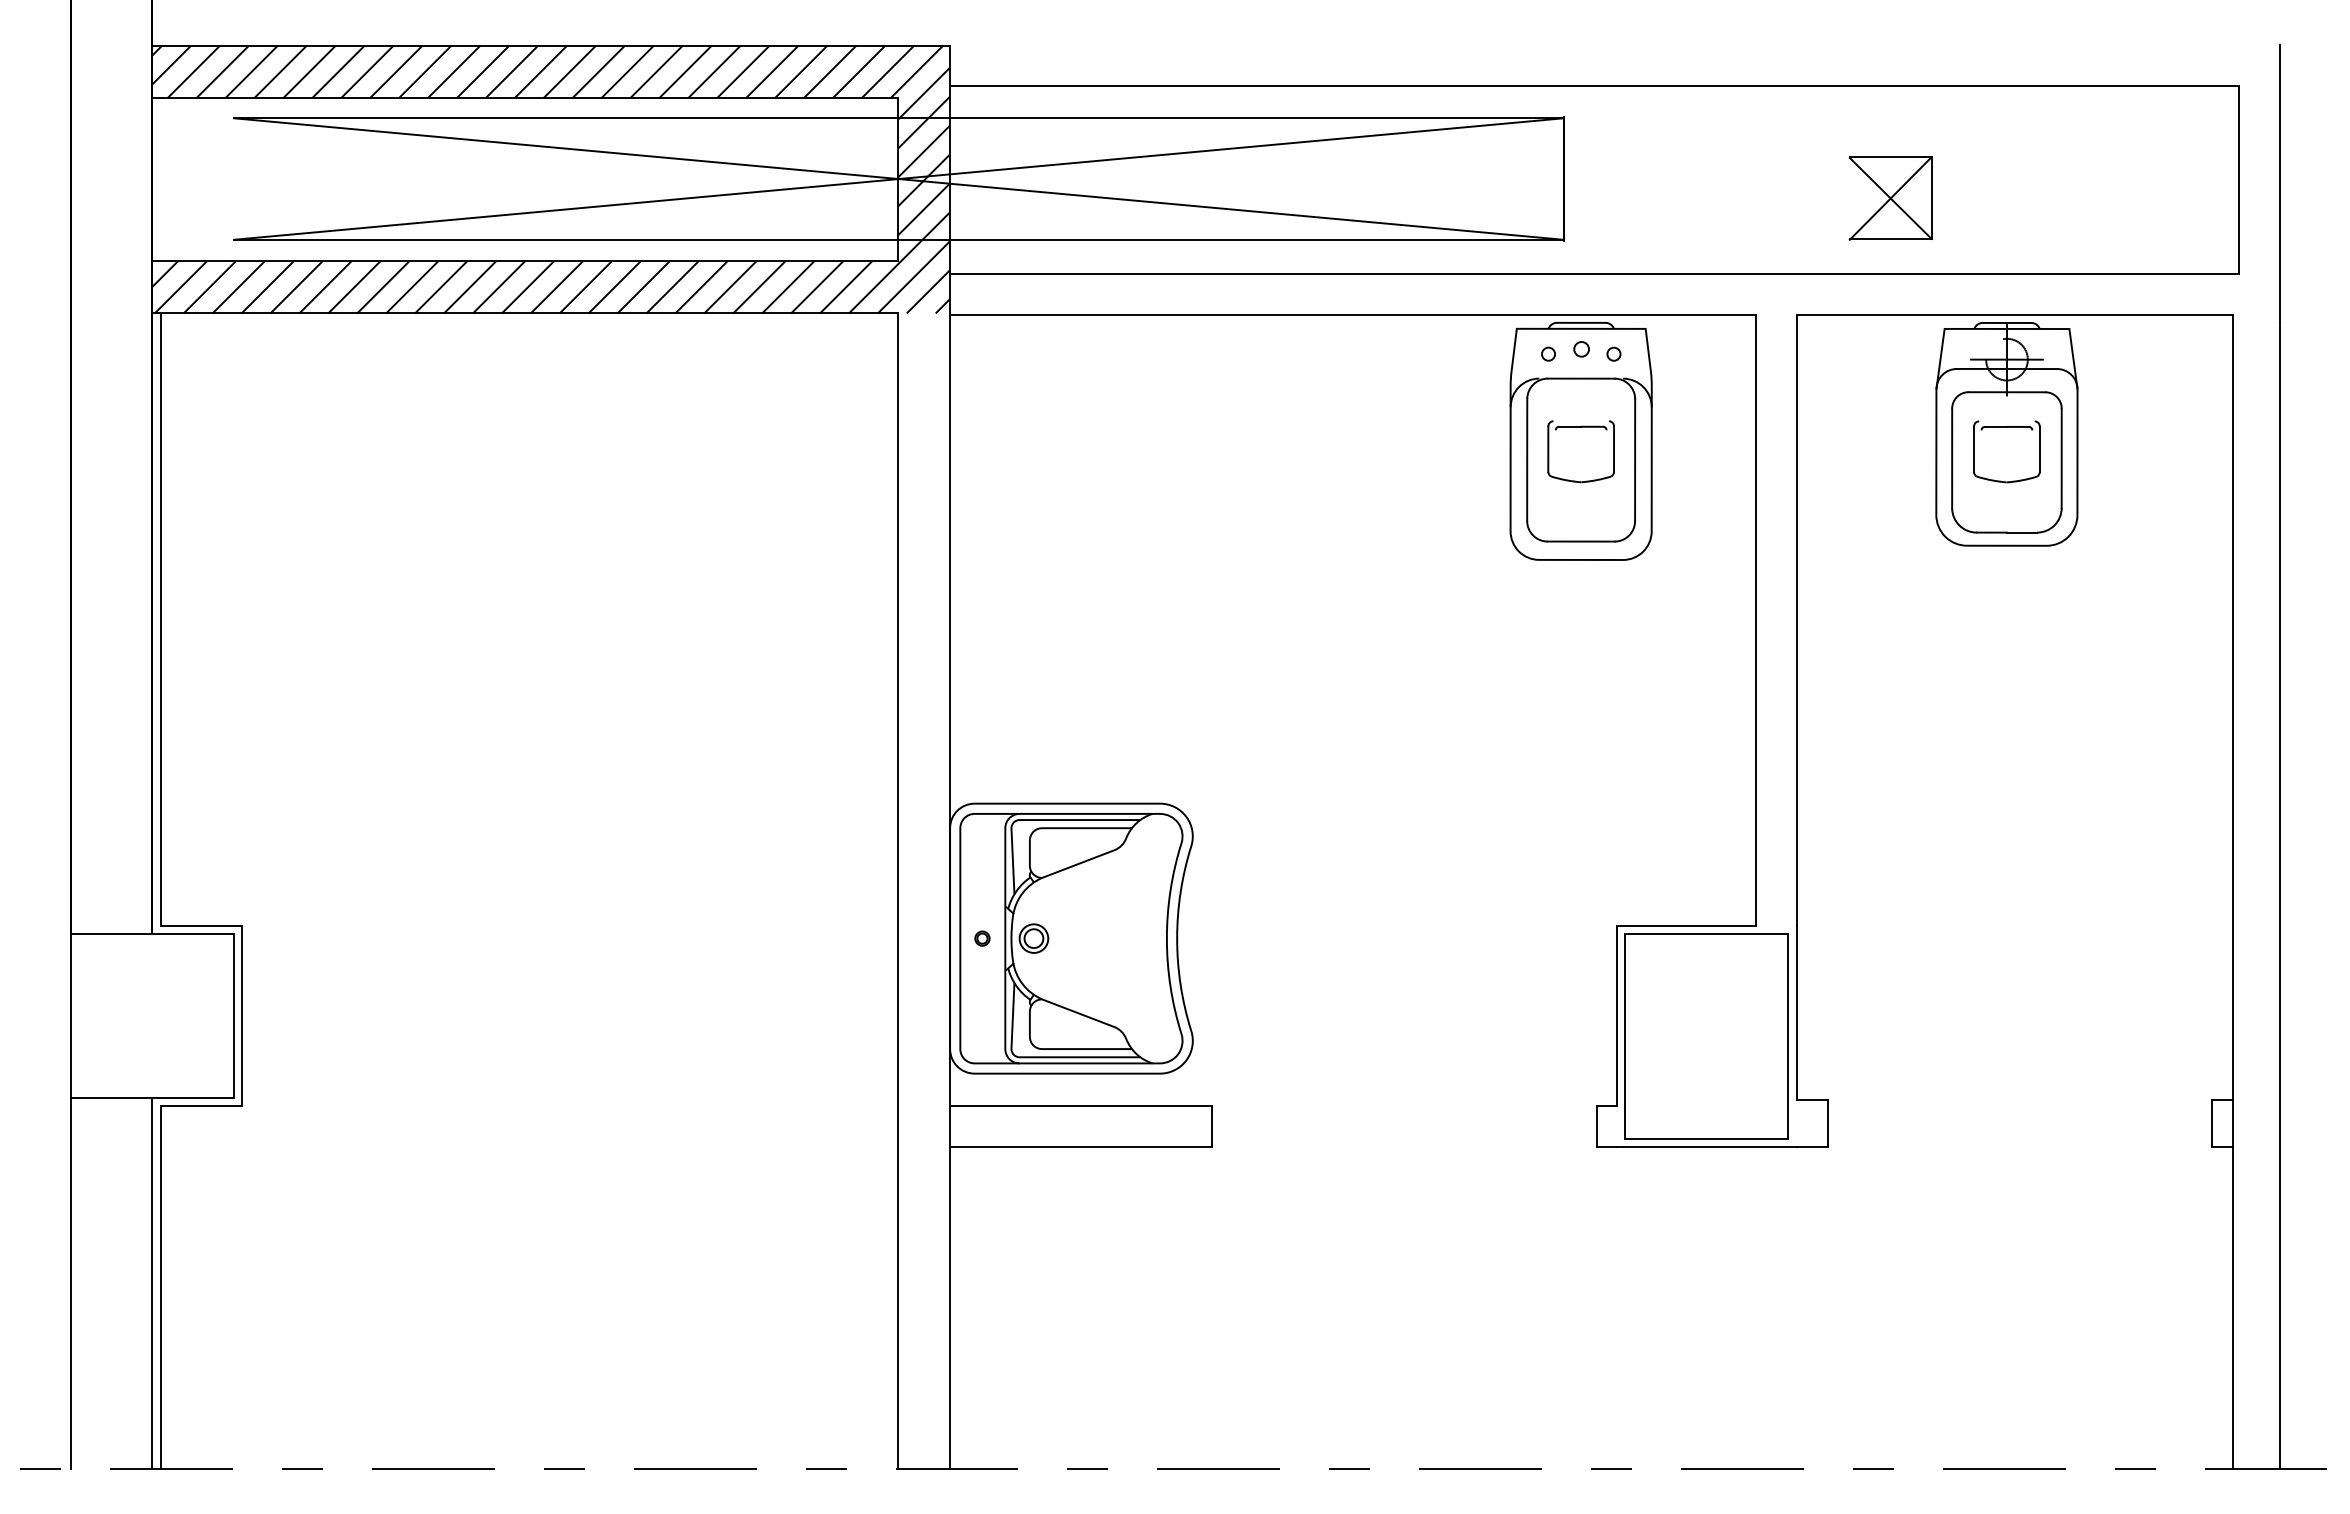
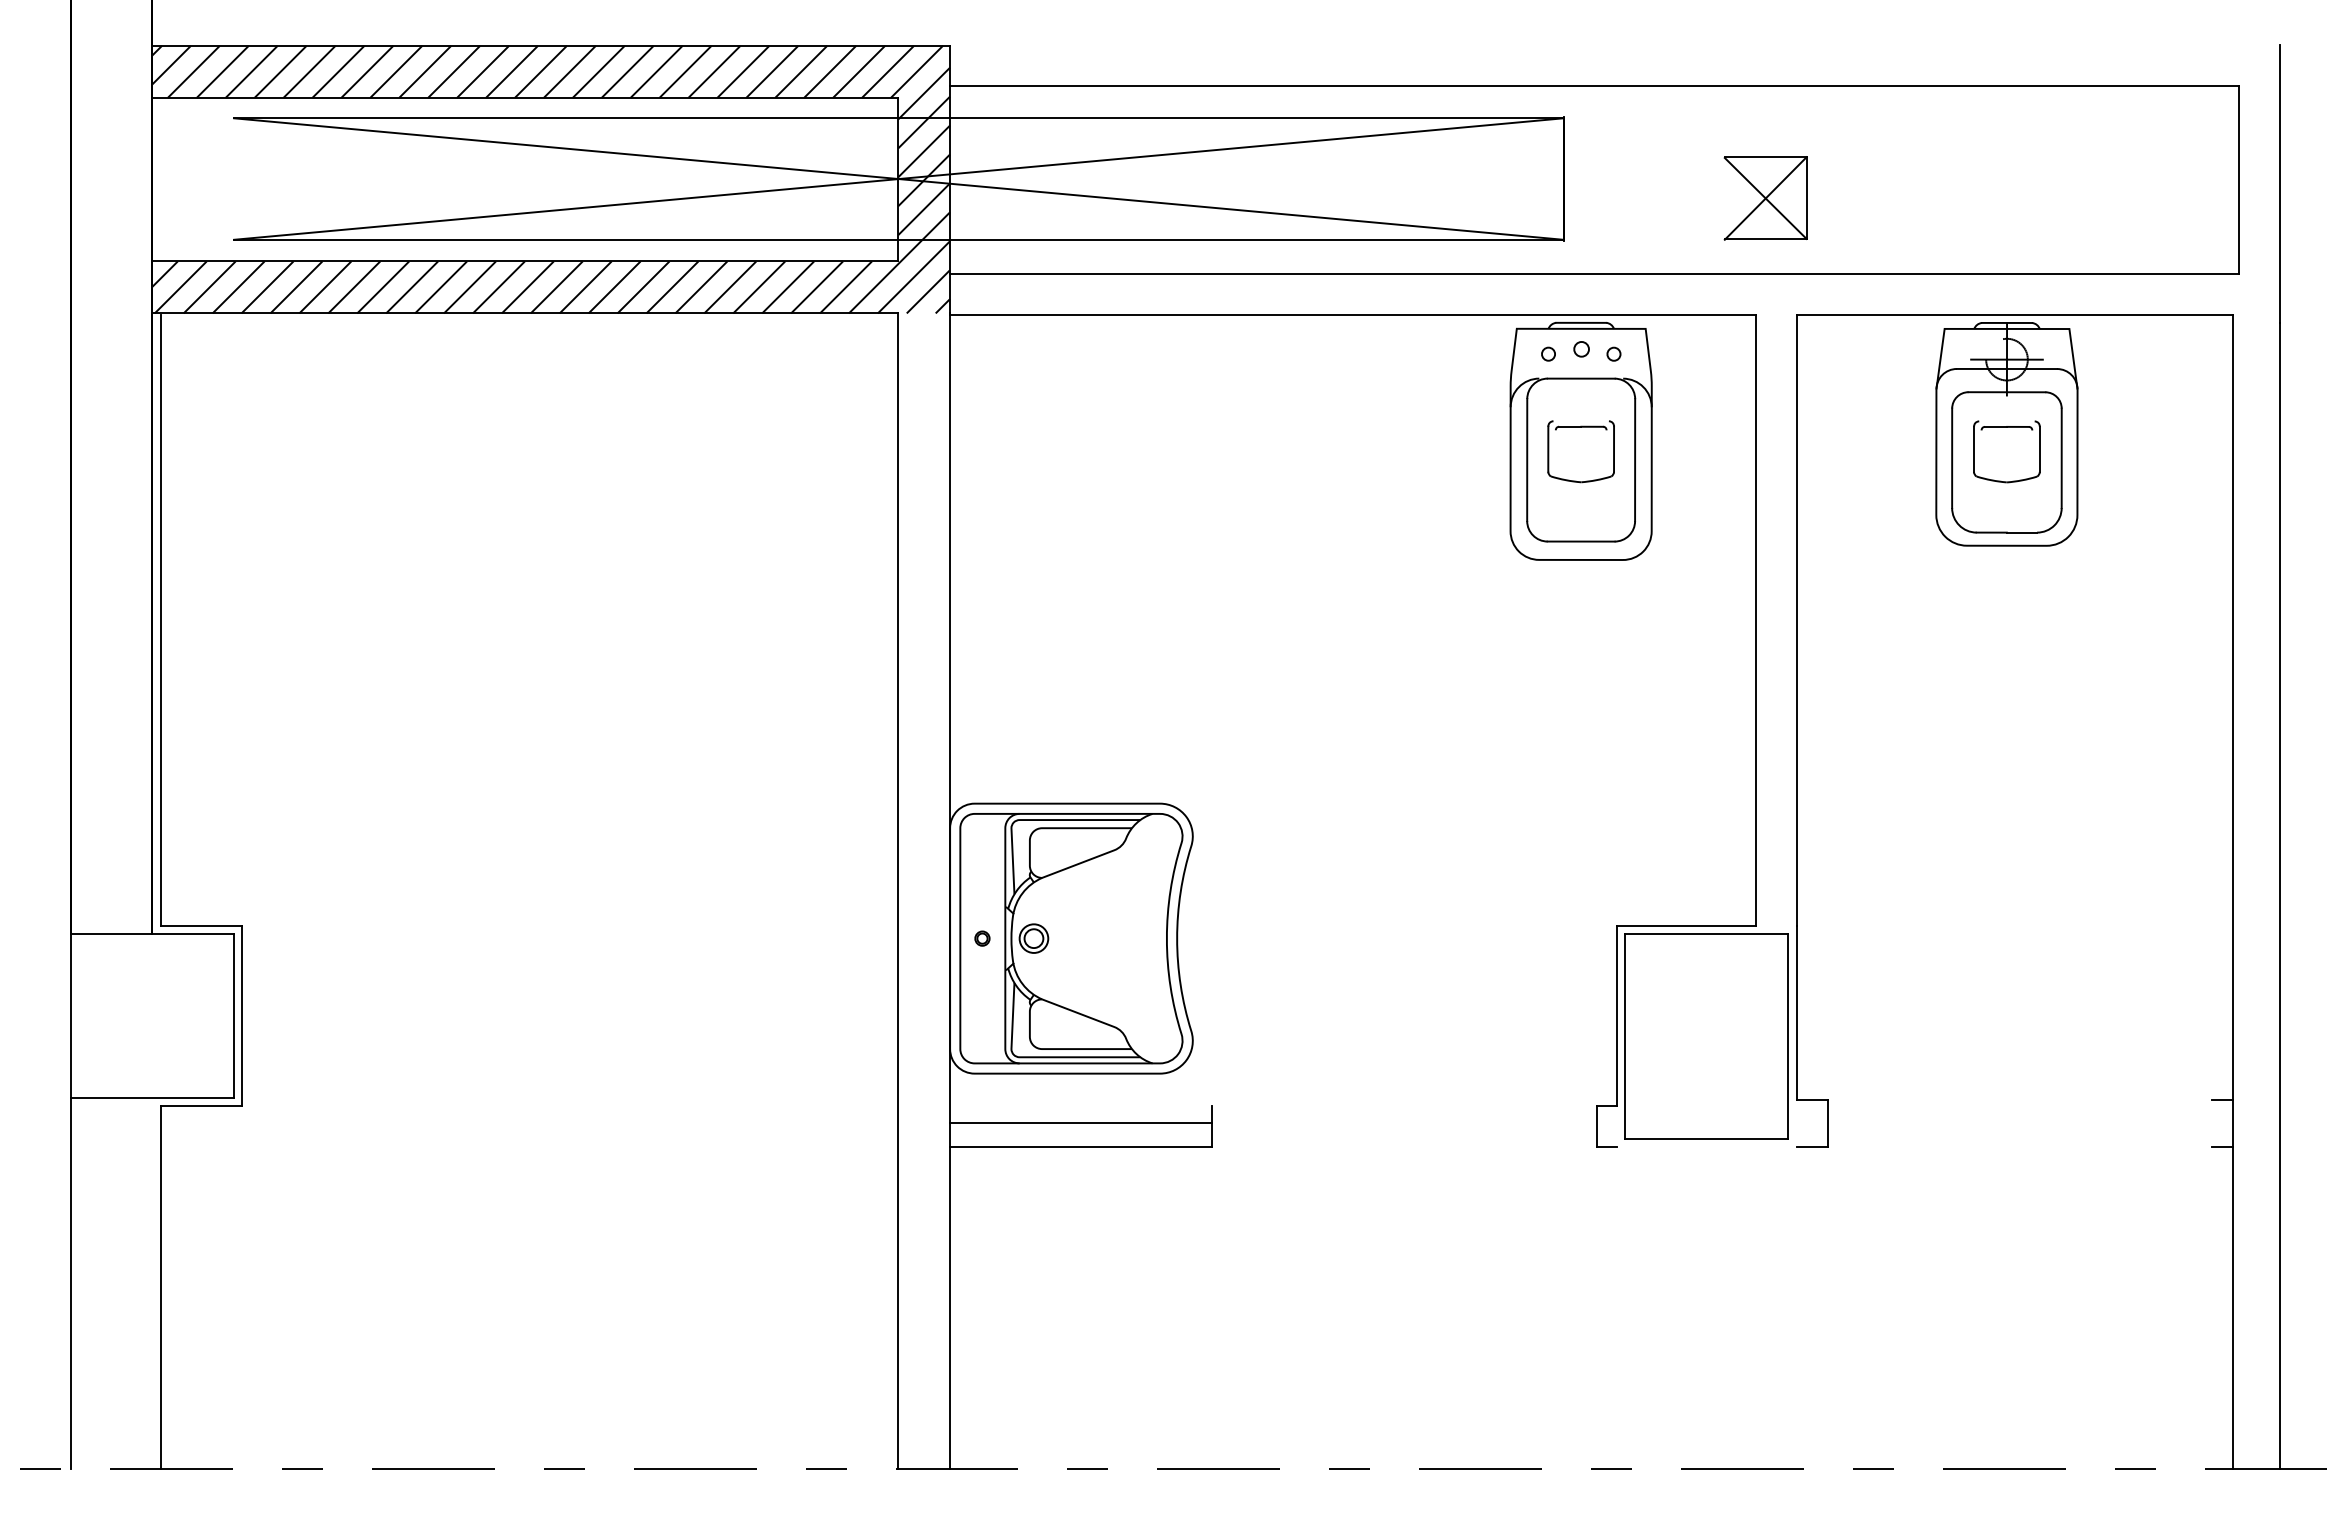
part position: (1890, 198) -> (1765, 198) (1765, 198)
line position: (1081, 1106) -> (1081, 1123) (1081, 1123)
line: present -> none (2212, 1123)
line: present -> none (1706, 1147)
line: present -> none (152, 1282)
